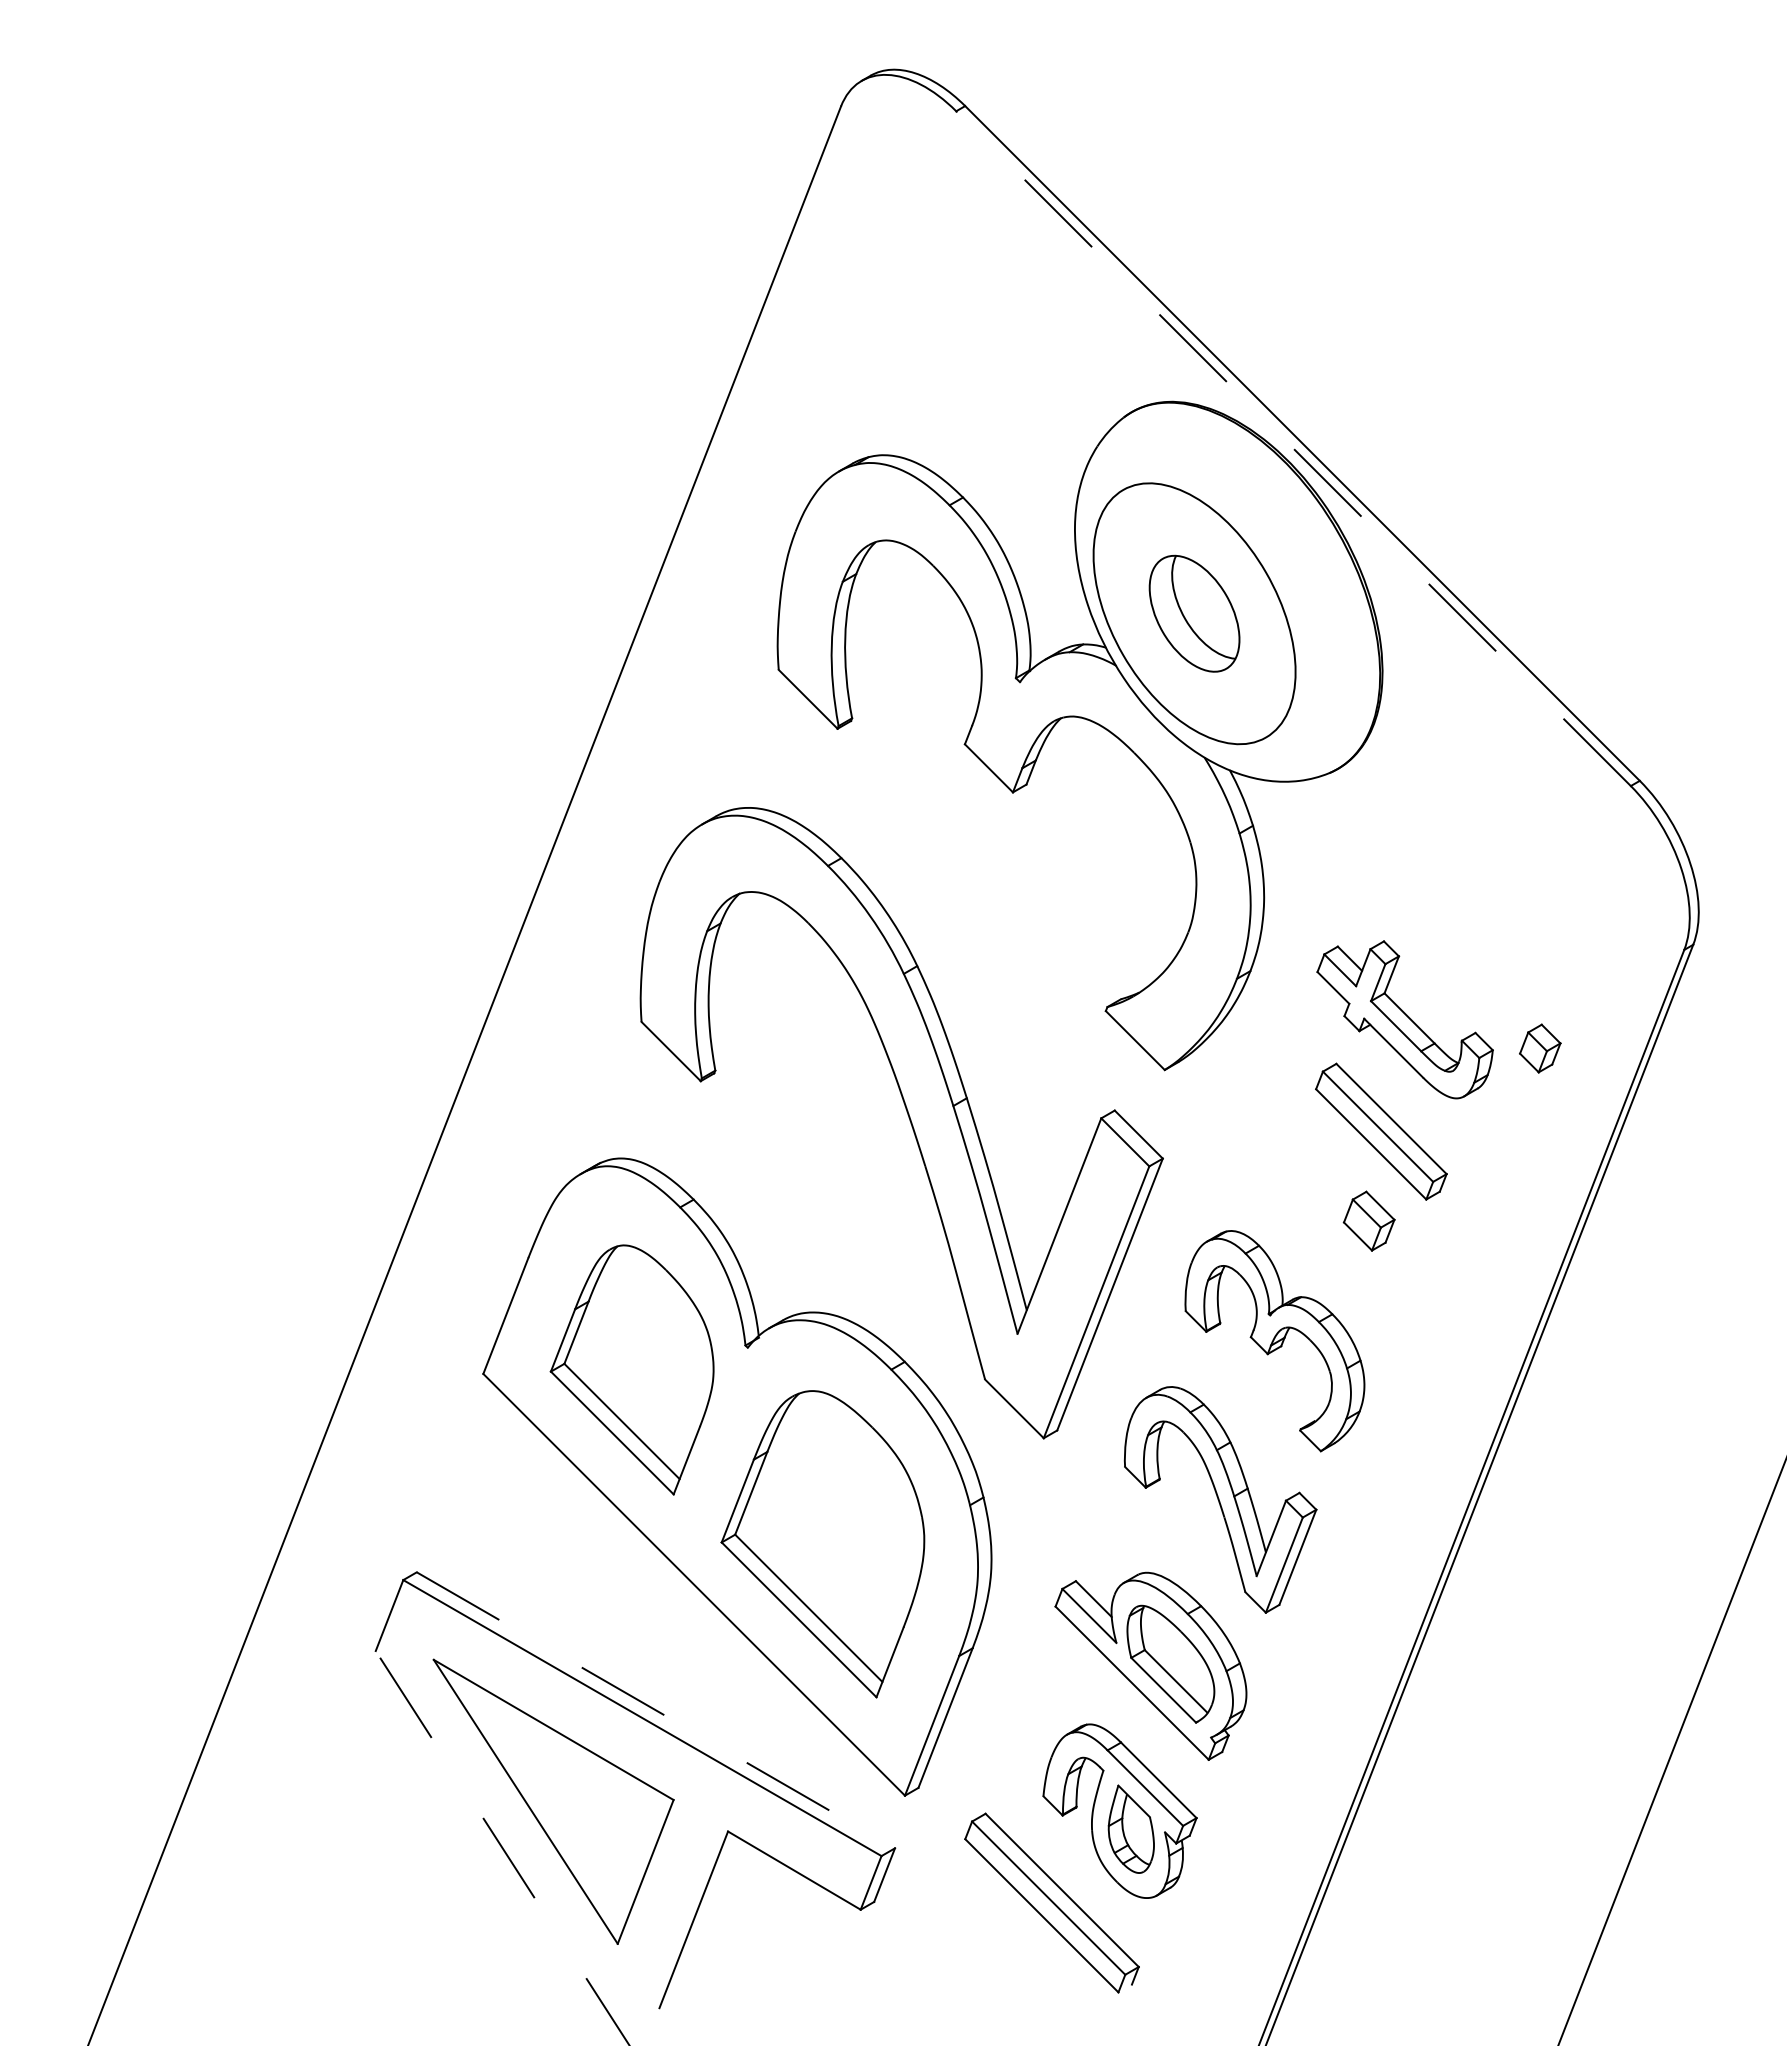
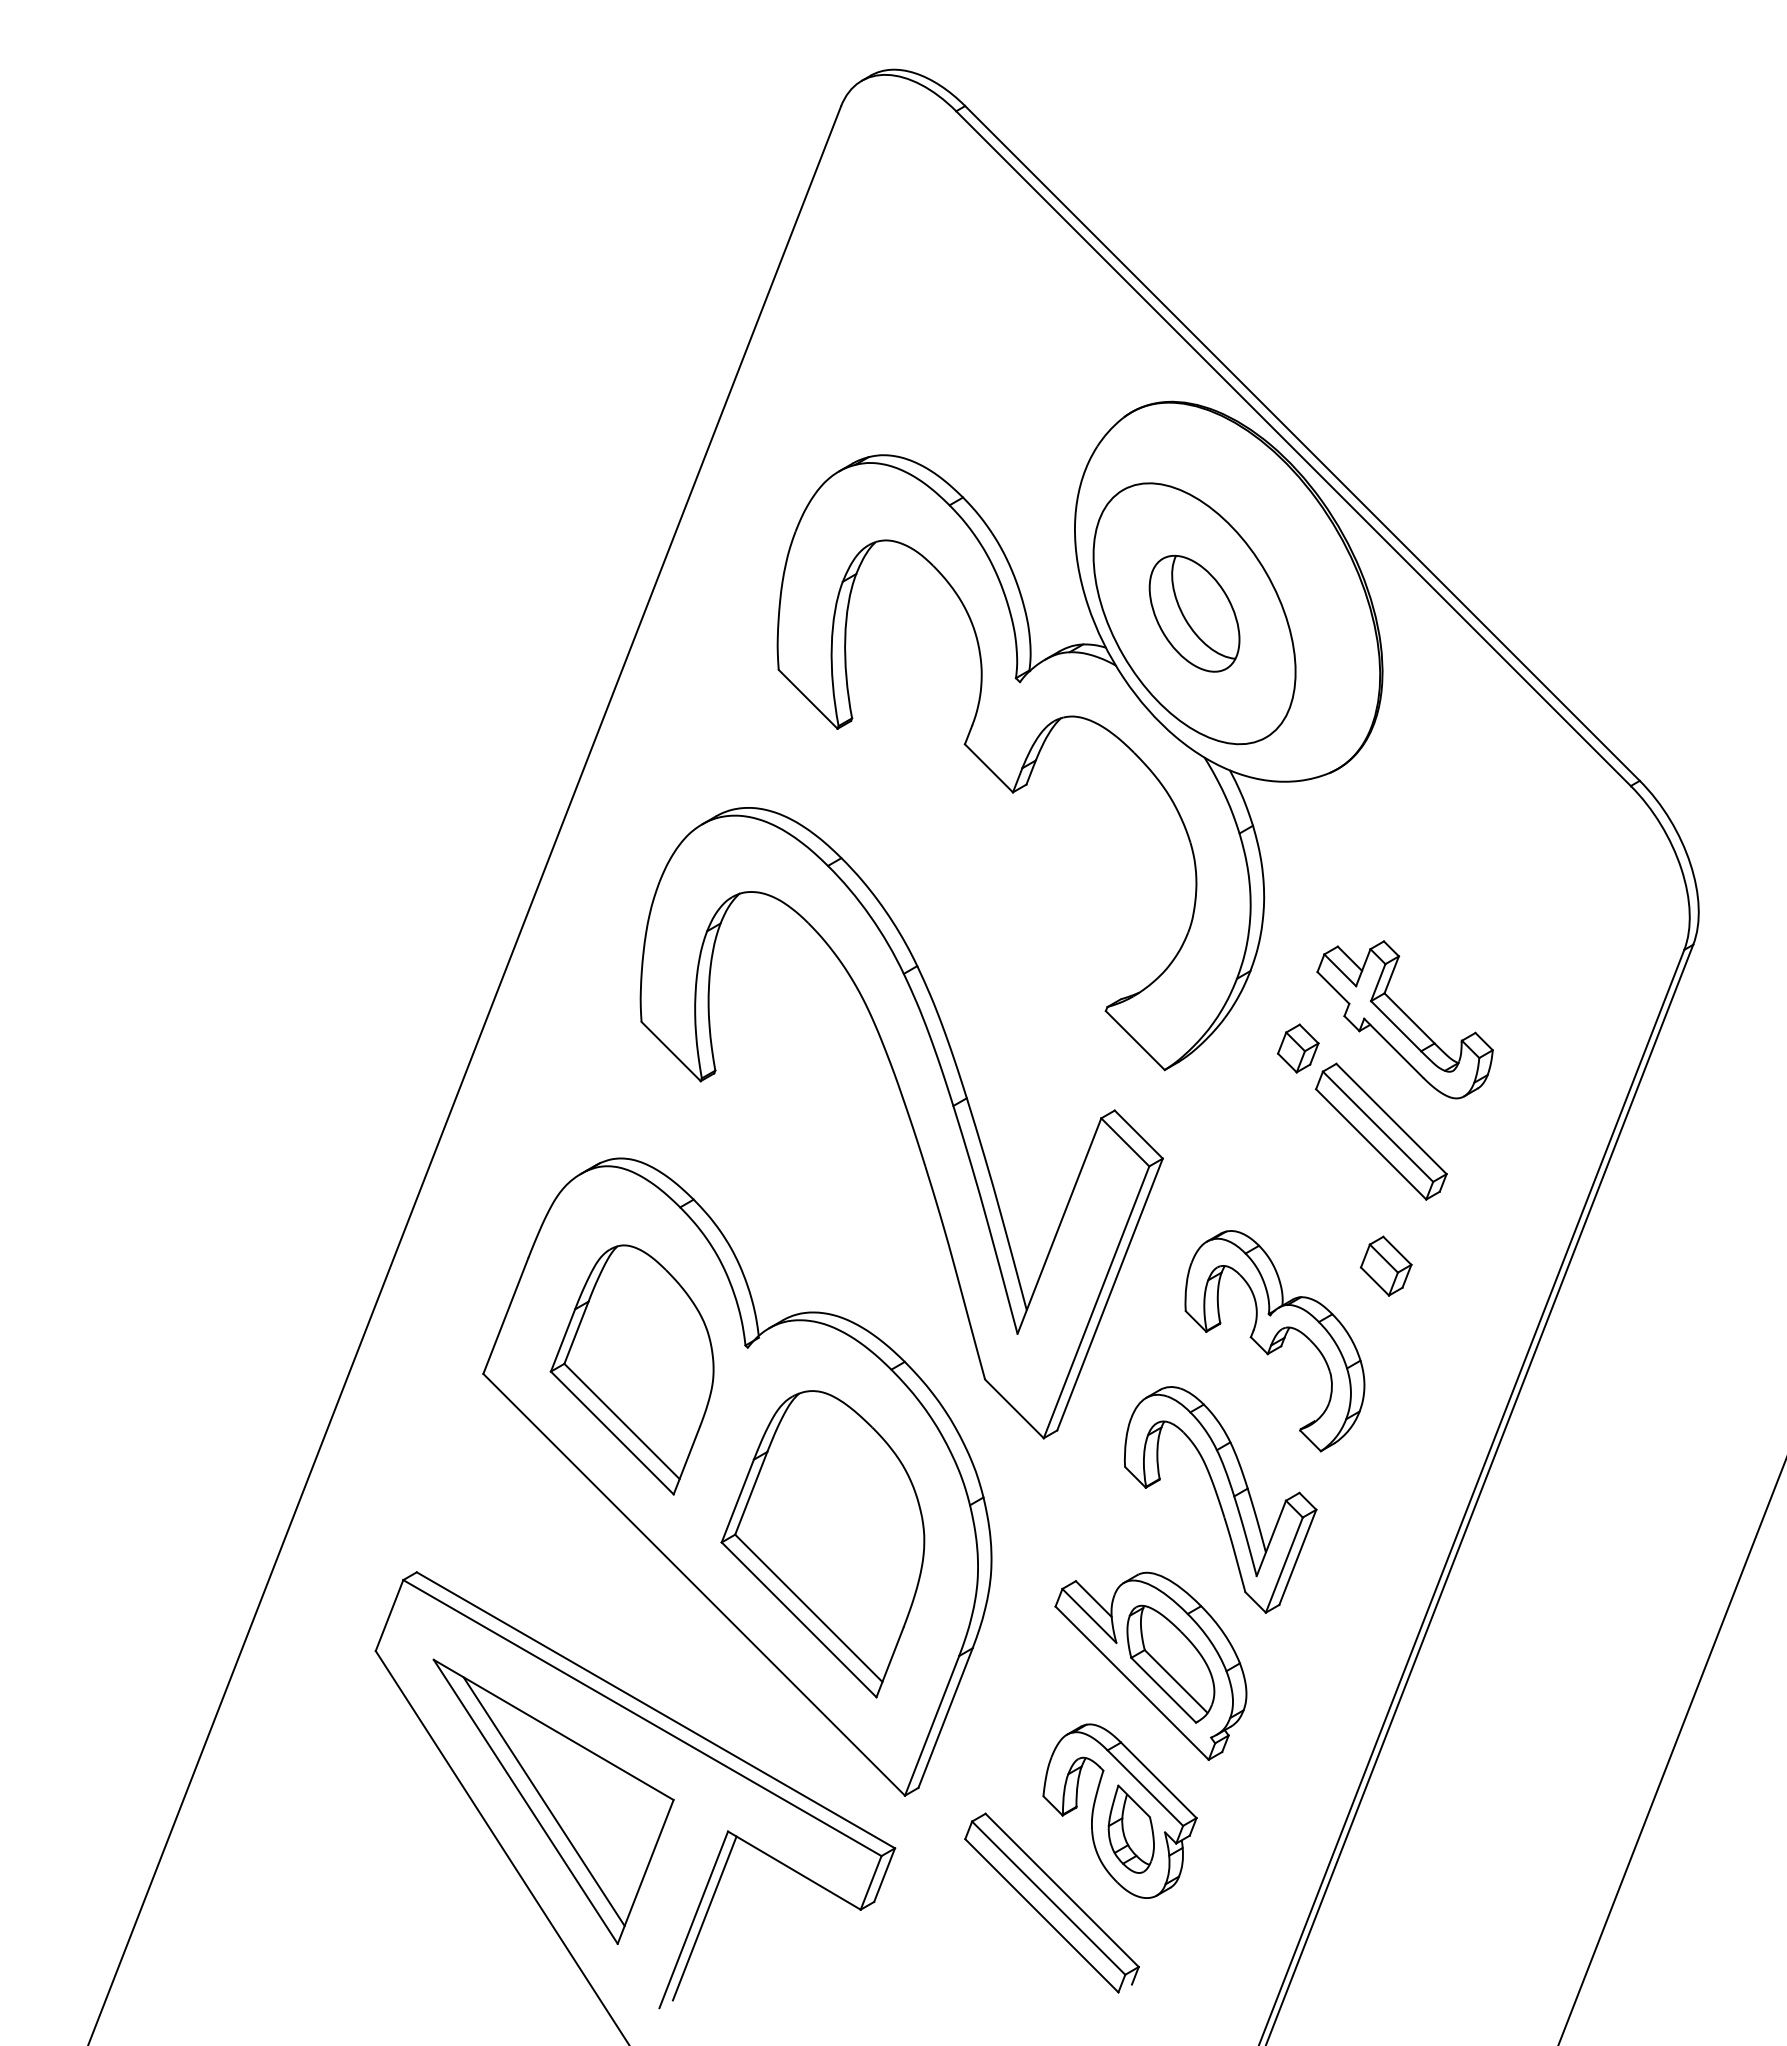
line: dashed -> solid (1293, 448)
part position: (1540, 1048) -> (1298, 1048) (1298, 1048)
part position: (1368, 1220) -> (1385, 1265) (1385, 1265)
line: dashed -> solid (656, 1710)
line: none -> present (543, 1801)
line: dashed -> solid (502, 1847)
line: none -> present (704, 1918)
